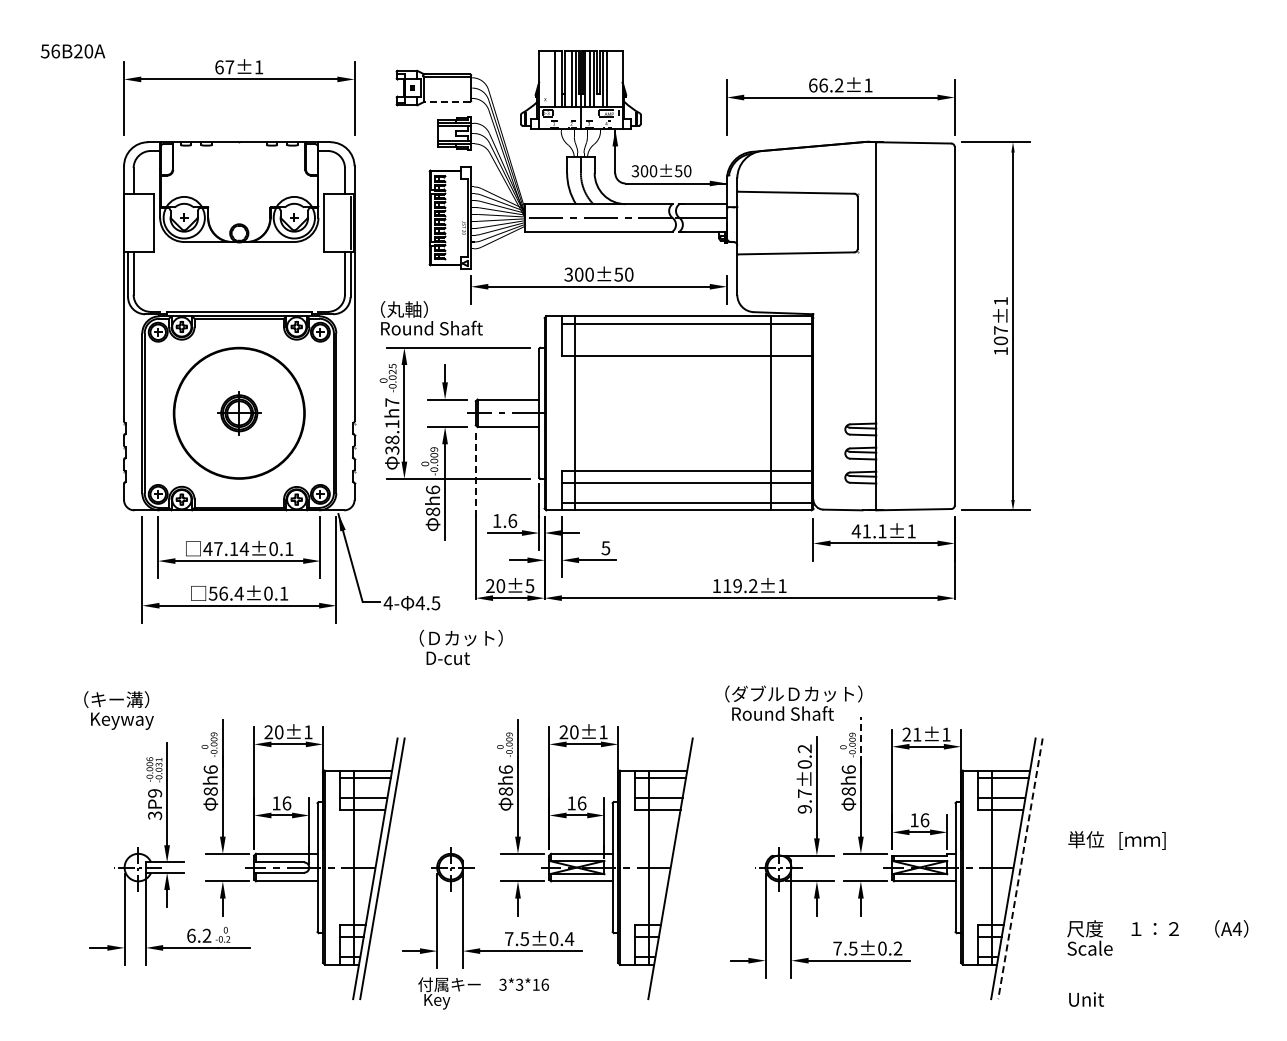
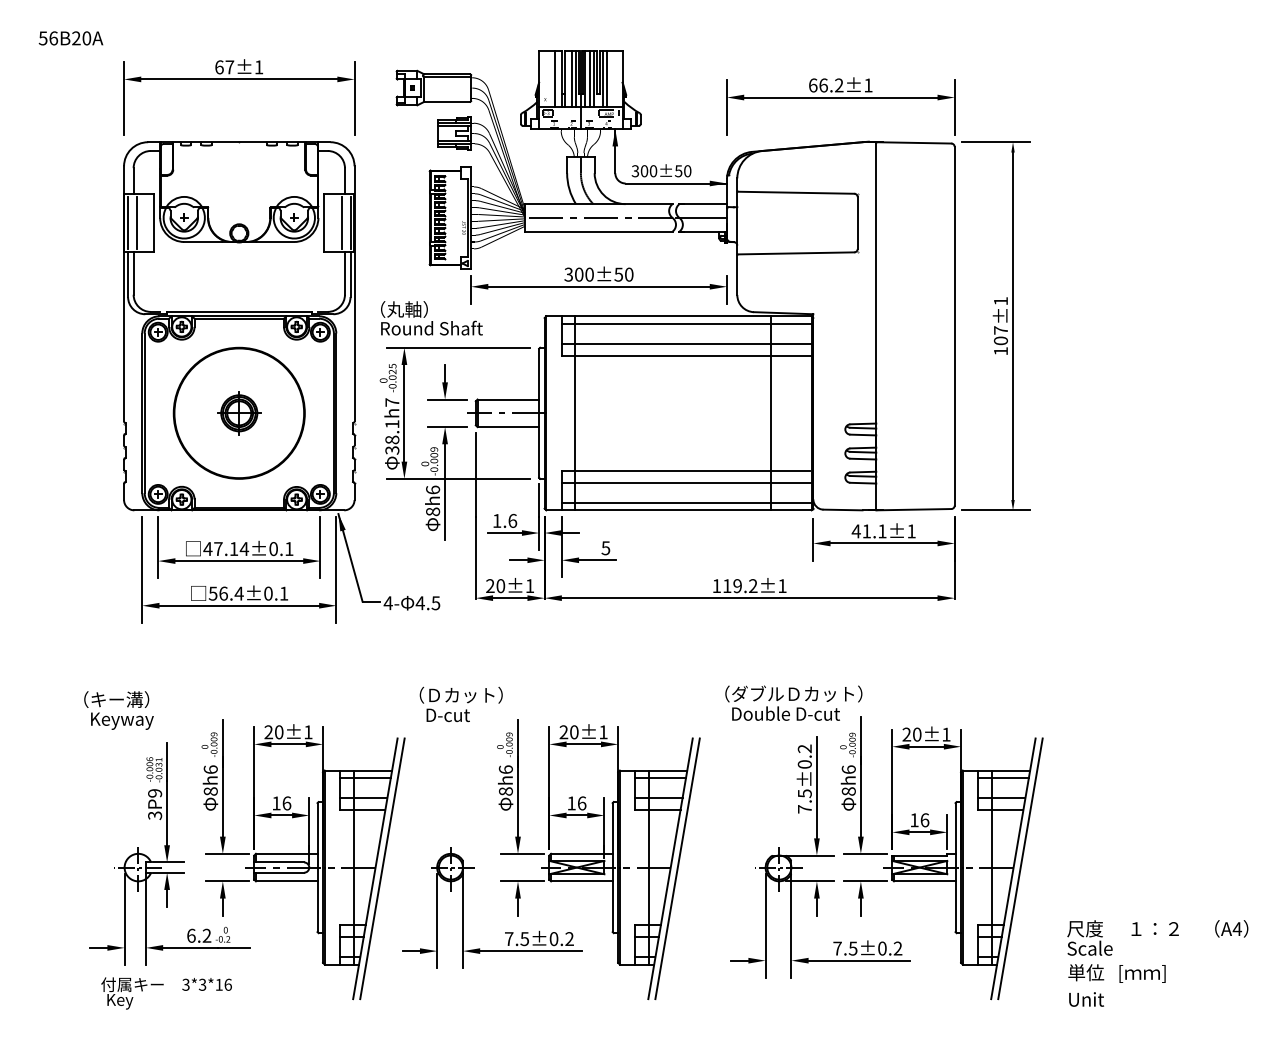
text position: (72, 51) -> (70, 38) (70, 38)
line: dashed -> solid (446, 101)
line: none -> present (127, 222)
line: none -> present (137, 222)
line: none -> present (341, 222)
line: none -> present (686, 344)
line: dashed -> solid (475, 474)
text: 20±5 -> 20±1 (529, 586)
text position: (460, 647) -> (460, 704) (460, 704)
text: Round Shaft -> Double D-cut (786, 713)
text: 21±1 -> 20±1 (917, 734)
line: dashed -> solid (860, 740)
text: 9.7±0.2 -> 7.5±0.2 (804, 801)
text position: (1116, 840) -> (1116, 973) (1116, 973)
line: none -> present (677, 868)
line: dashed -> solid (1020, 869)
text: 7.5±0.4 -> 7.5±0.2 (569, 938)
text position: (483, 993) -> (166, 993) (166, 993)
